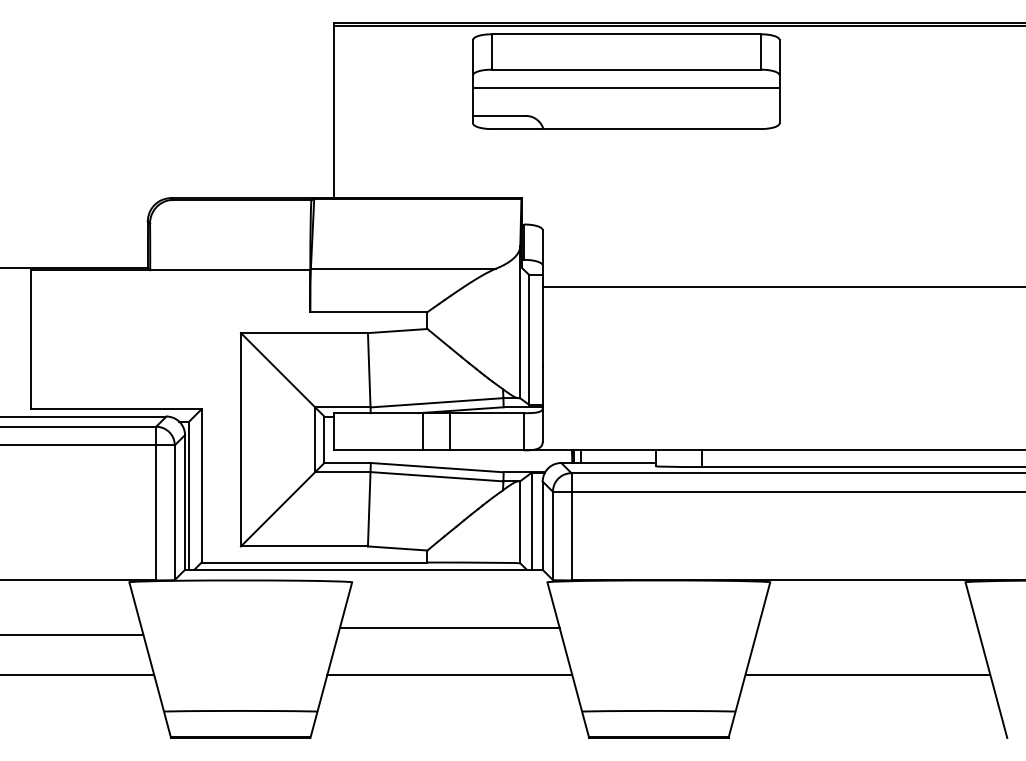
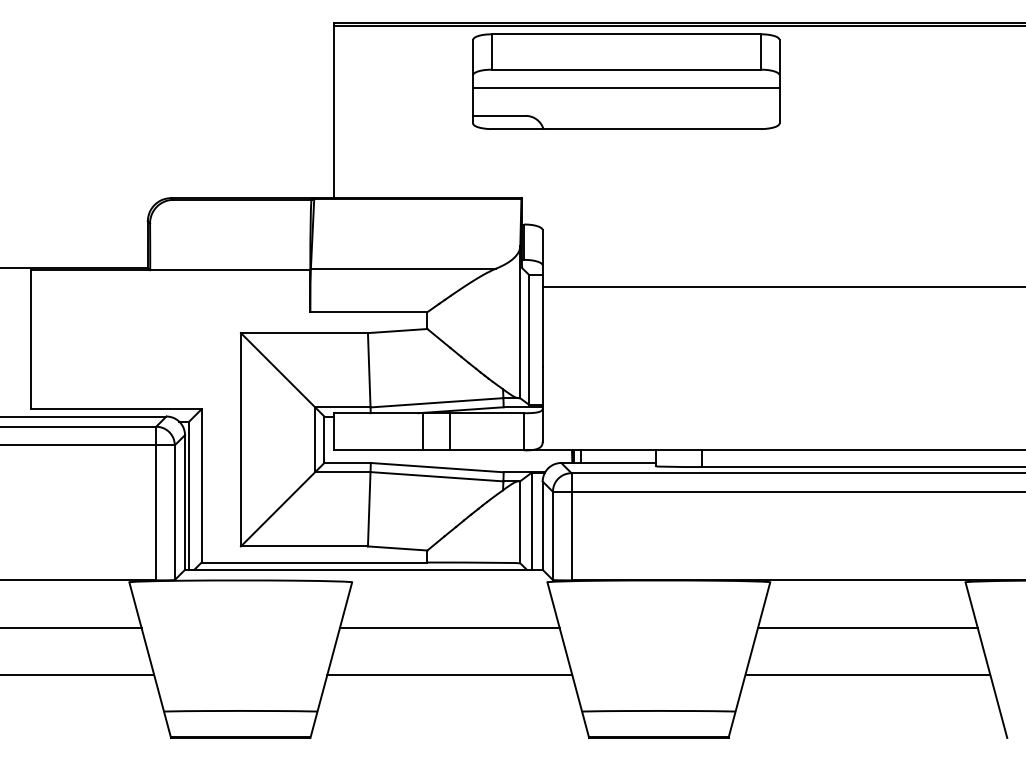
line: none -> present (867, 628)
line position: (71, 635) -> (71, 628) (71, 628)
